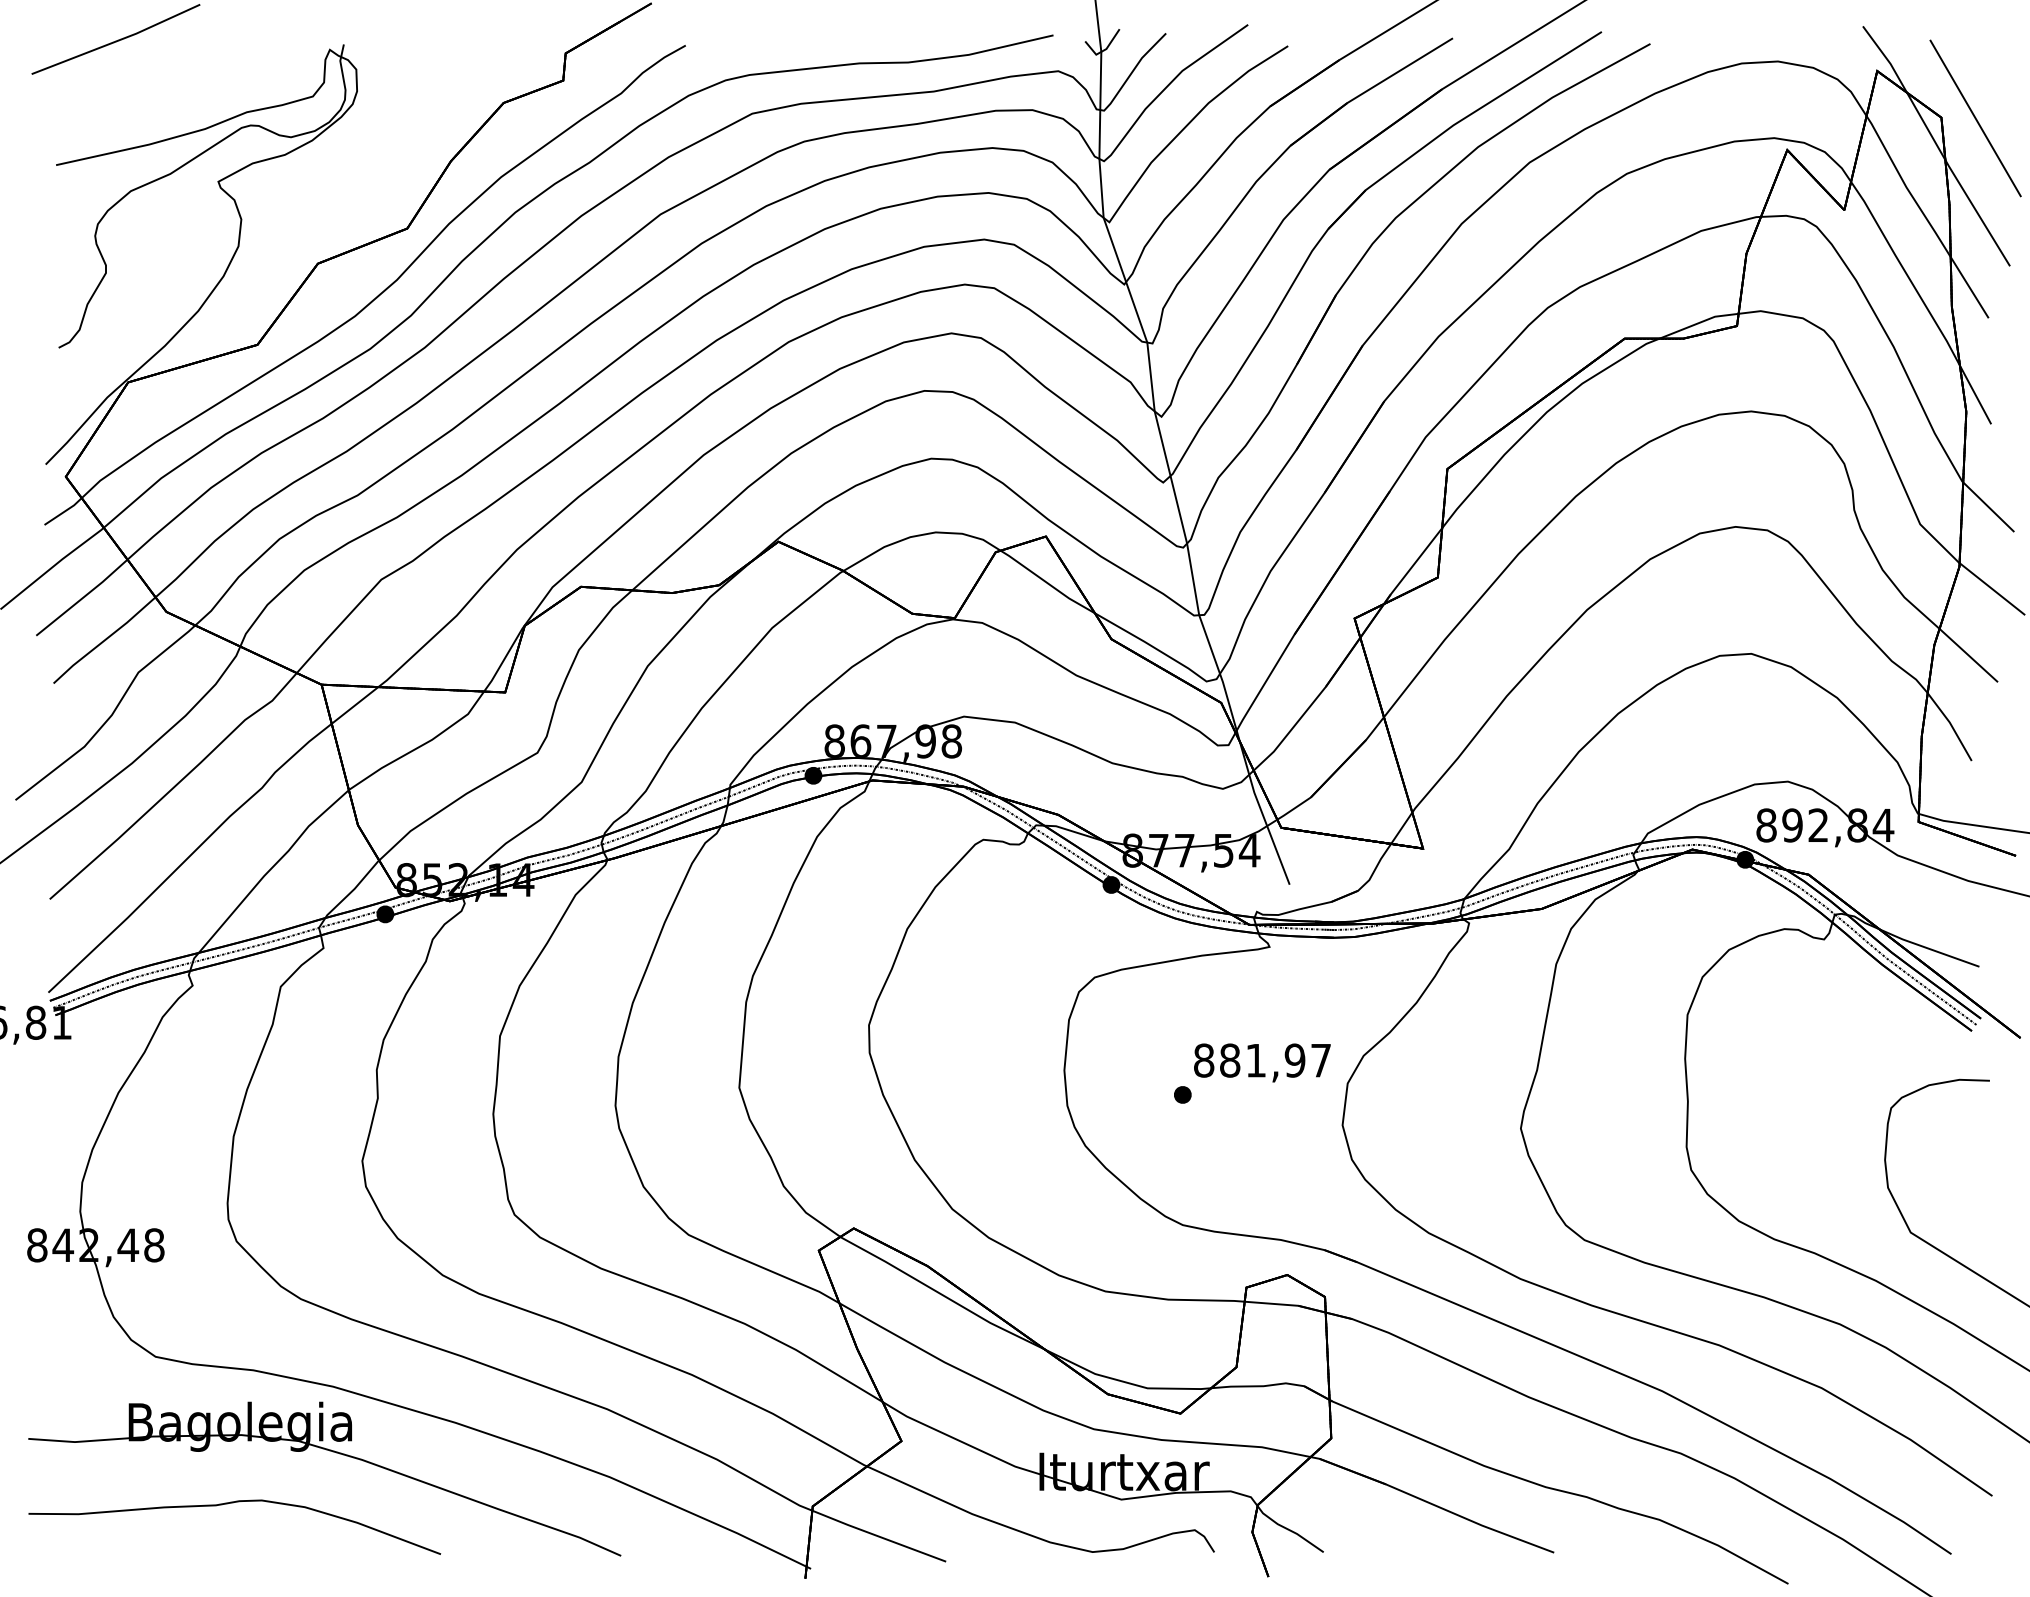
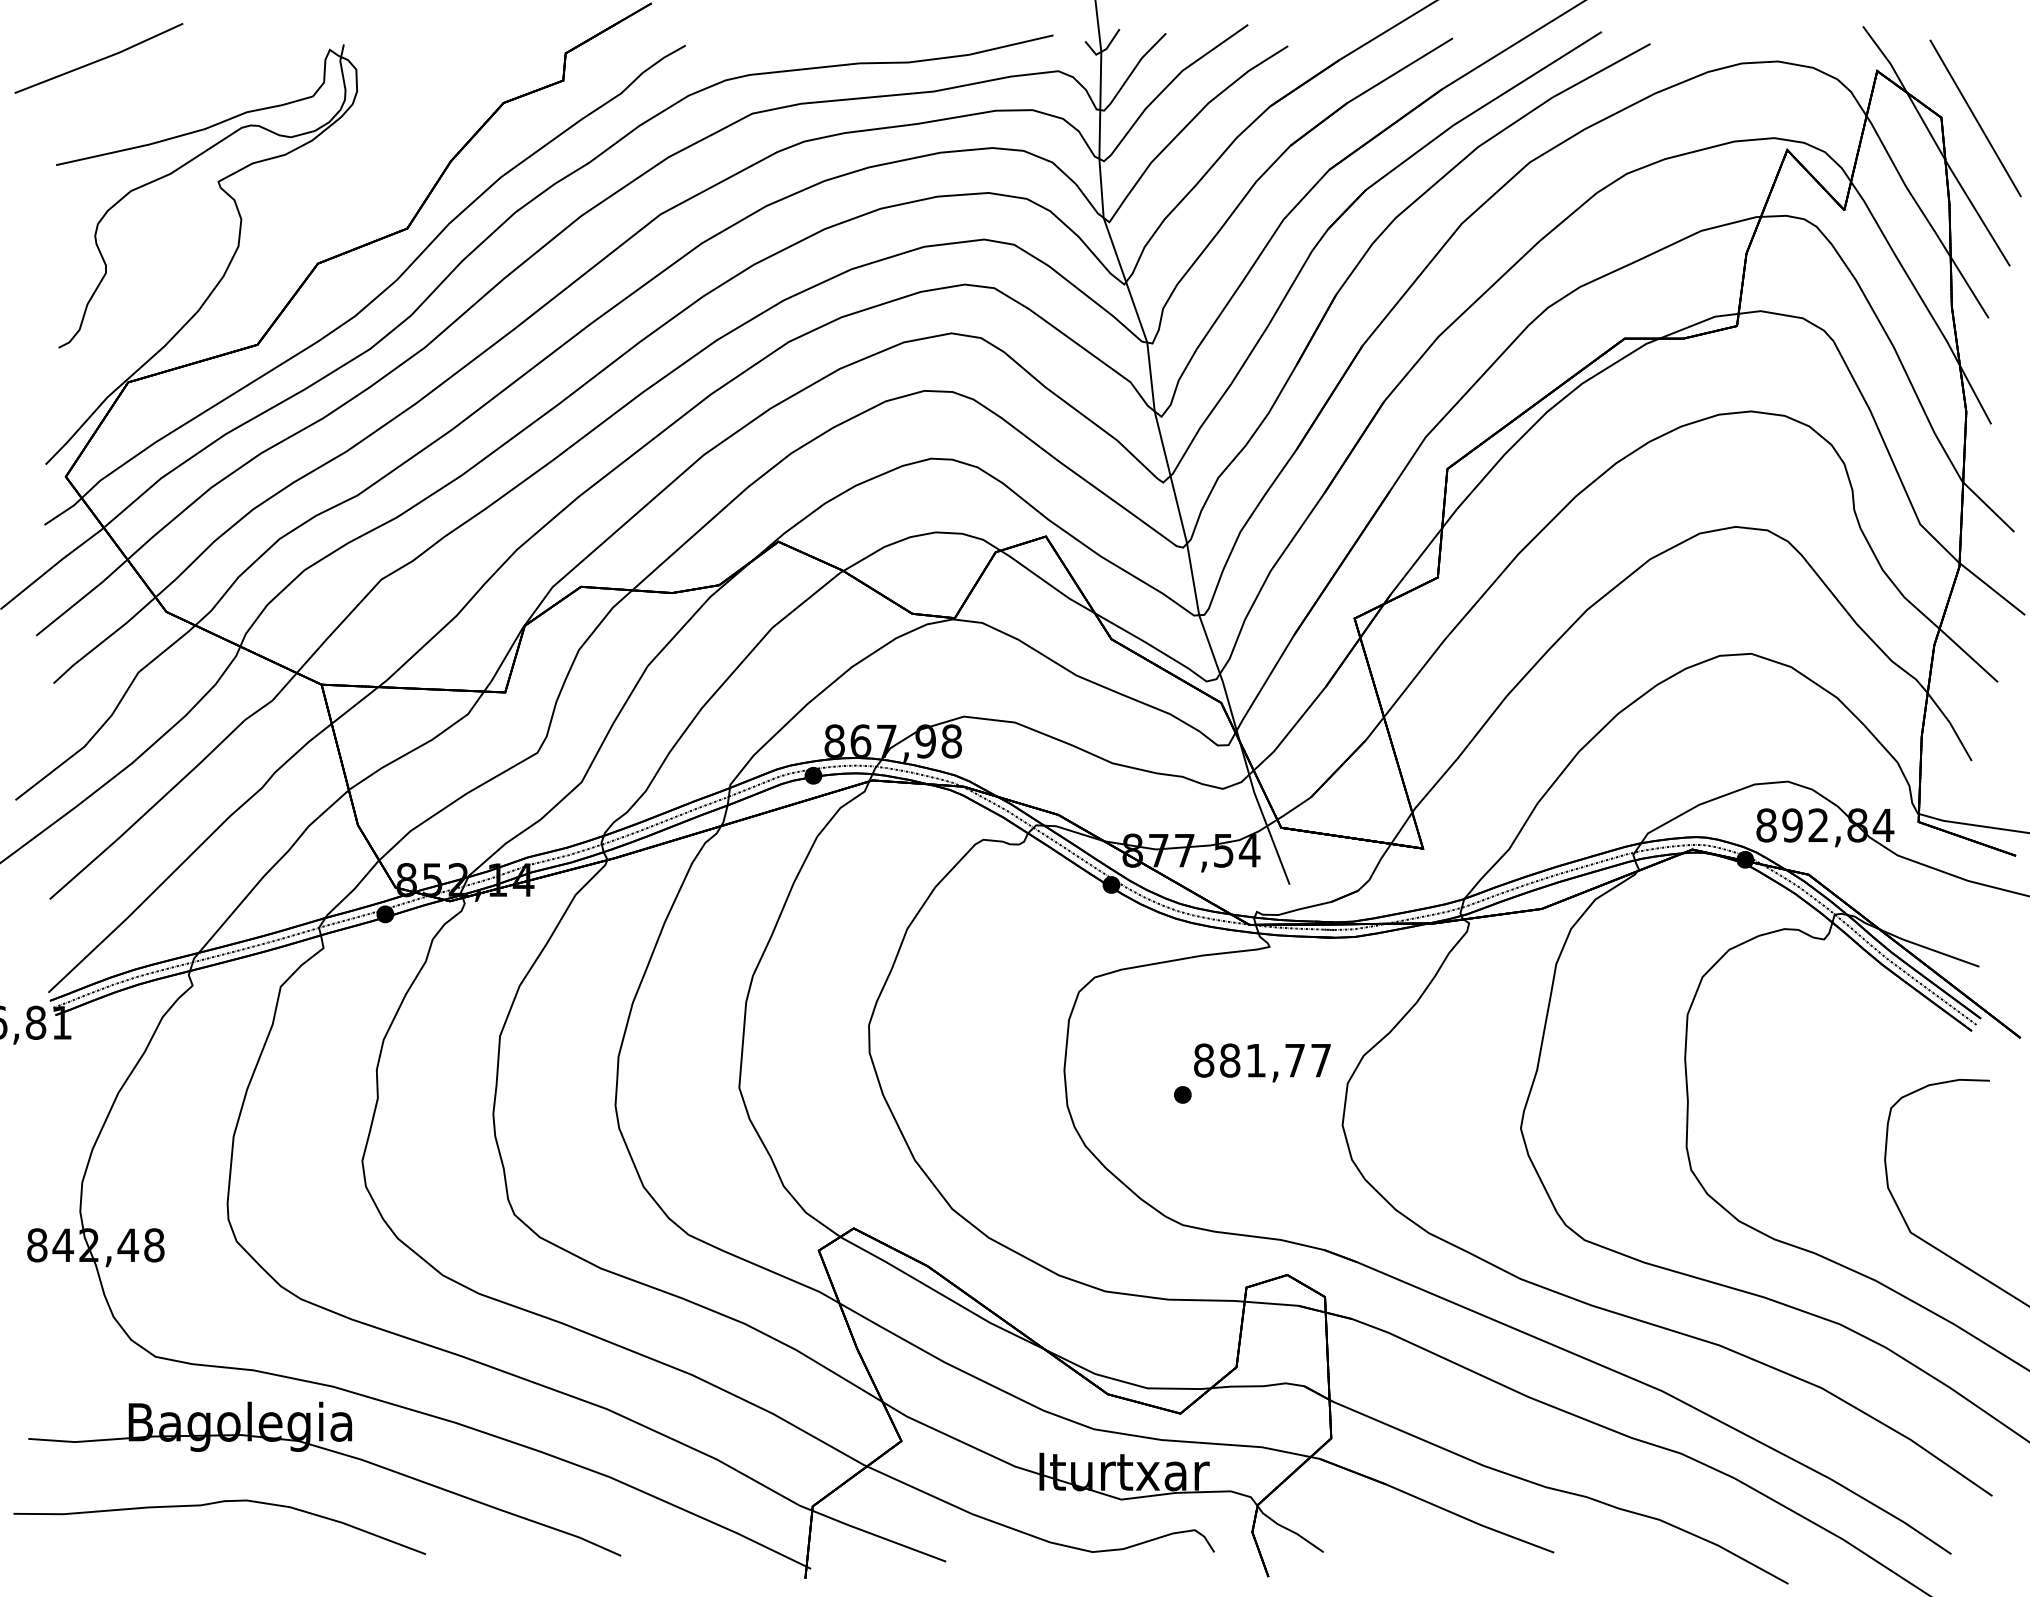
line position: (115, 40) -> (98, 59) (98, 59)
text: 881,97 -> 881,77 (1294, 1060)
curve position: (233, 1503) -> (218, 1503) (218, 1503)
